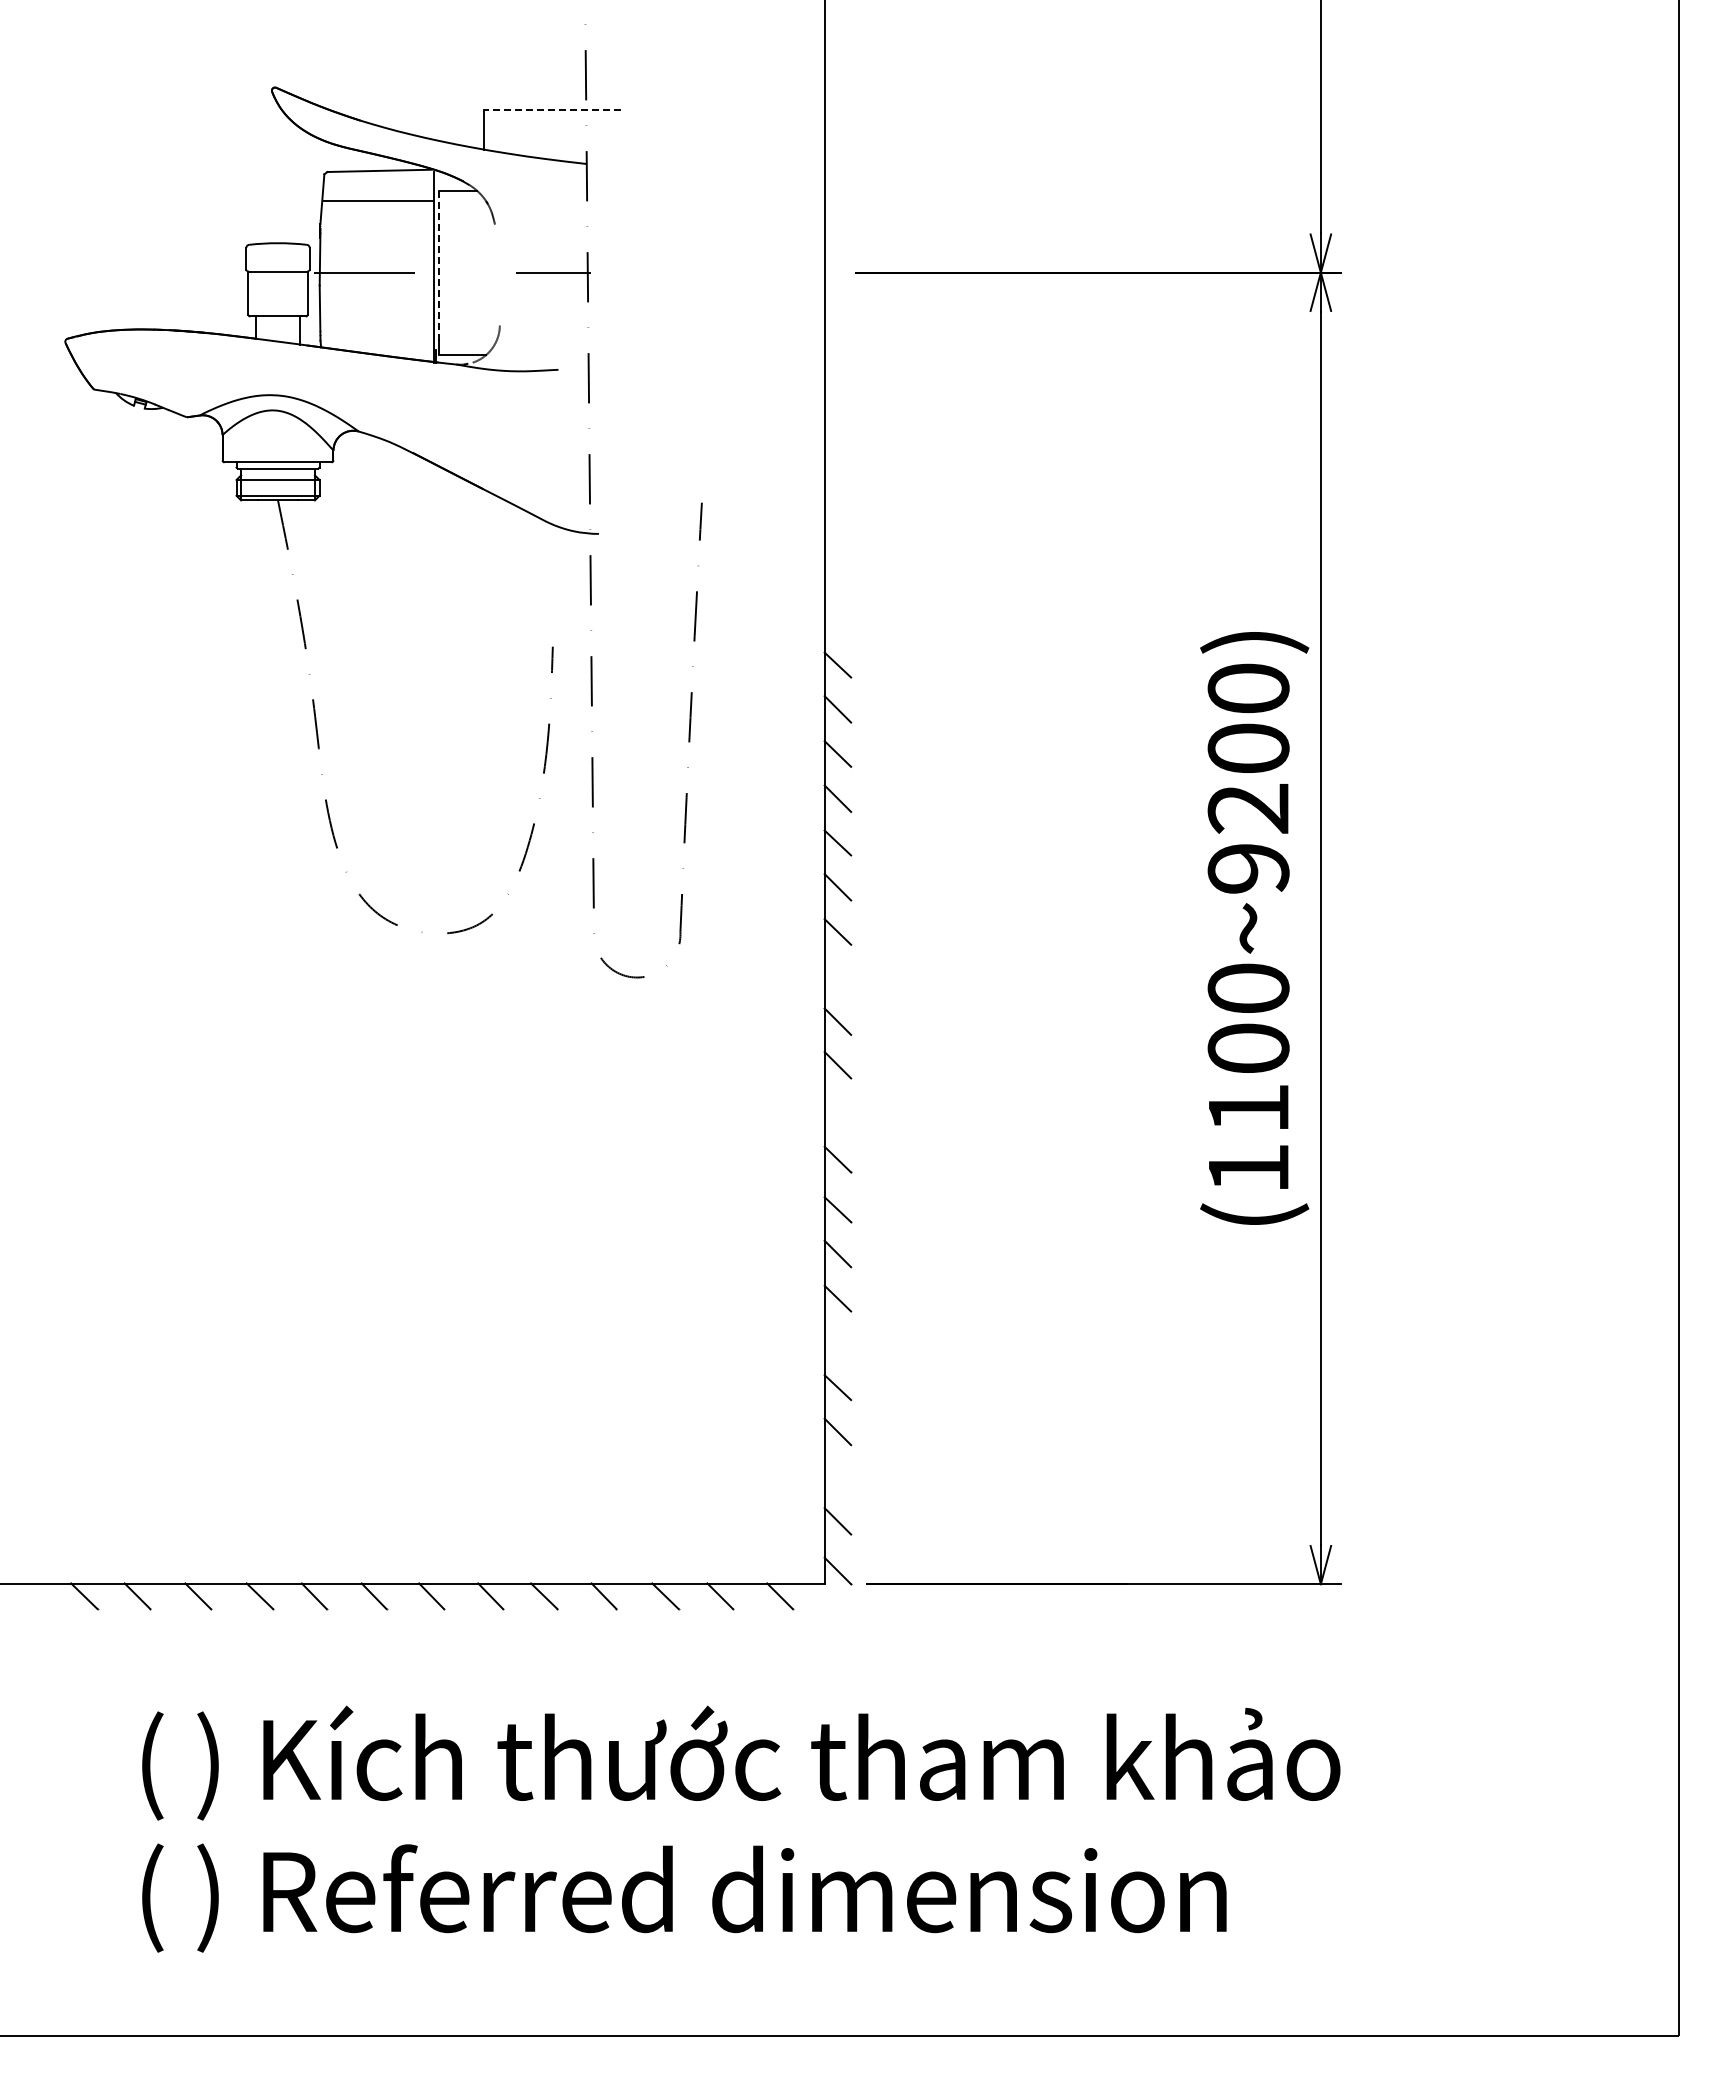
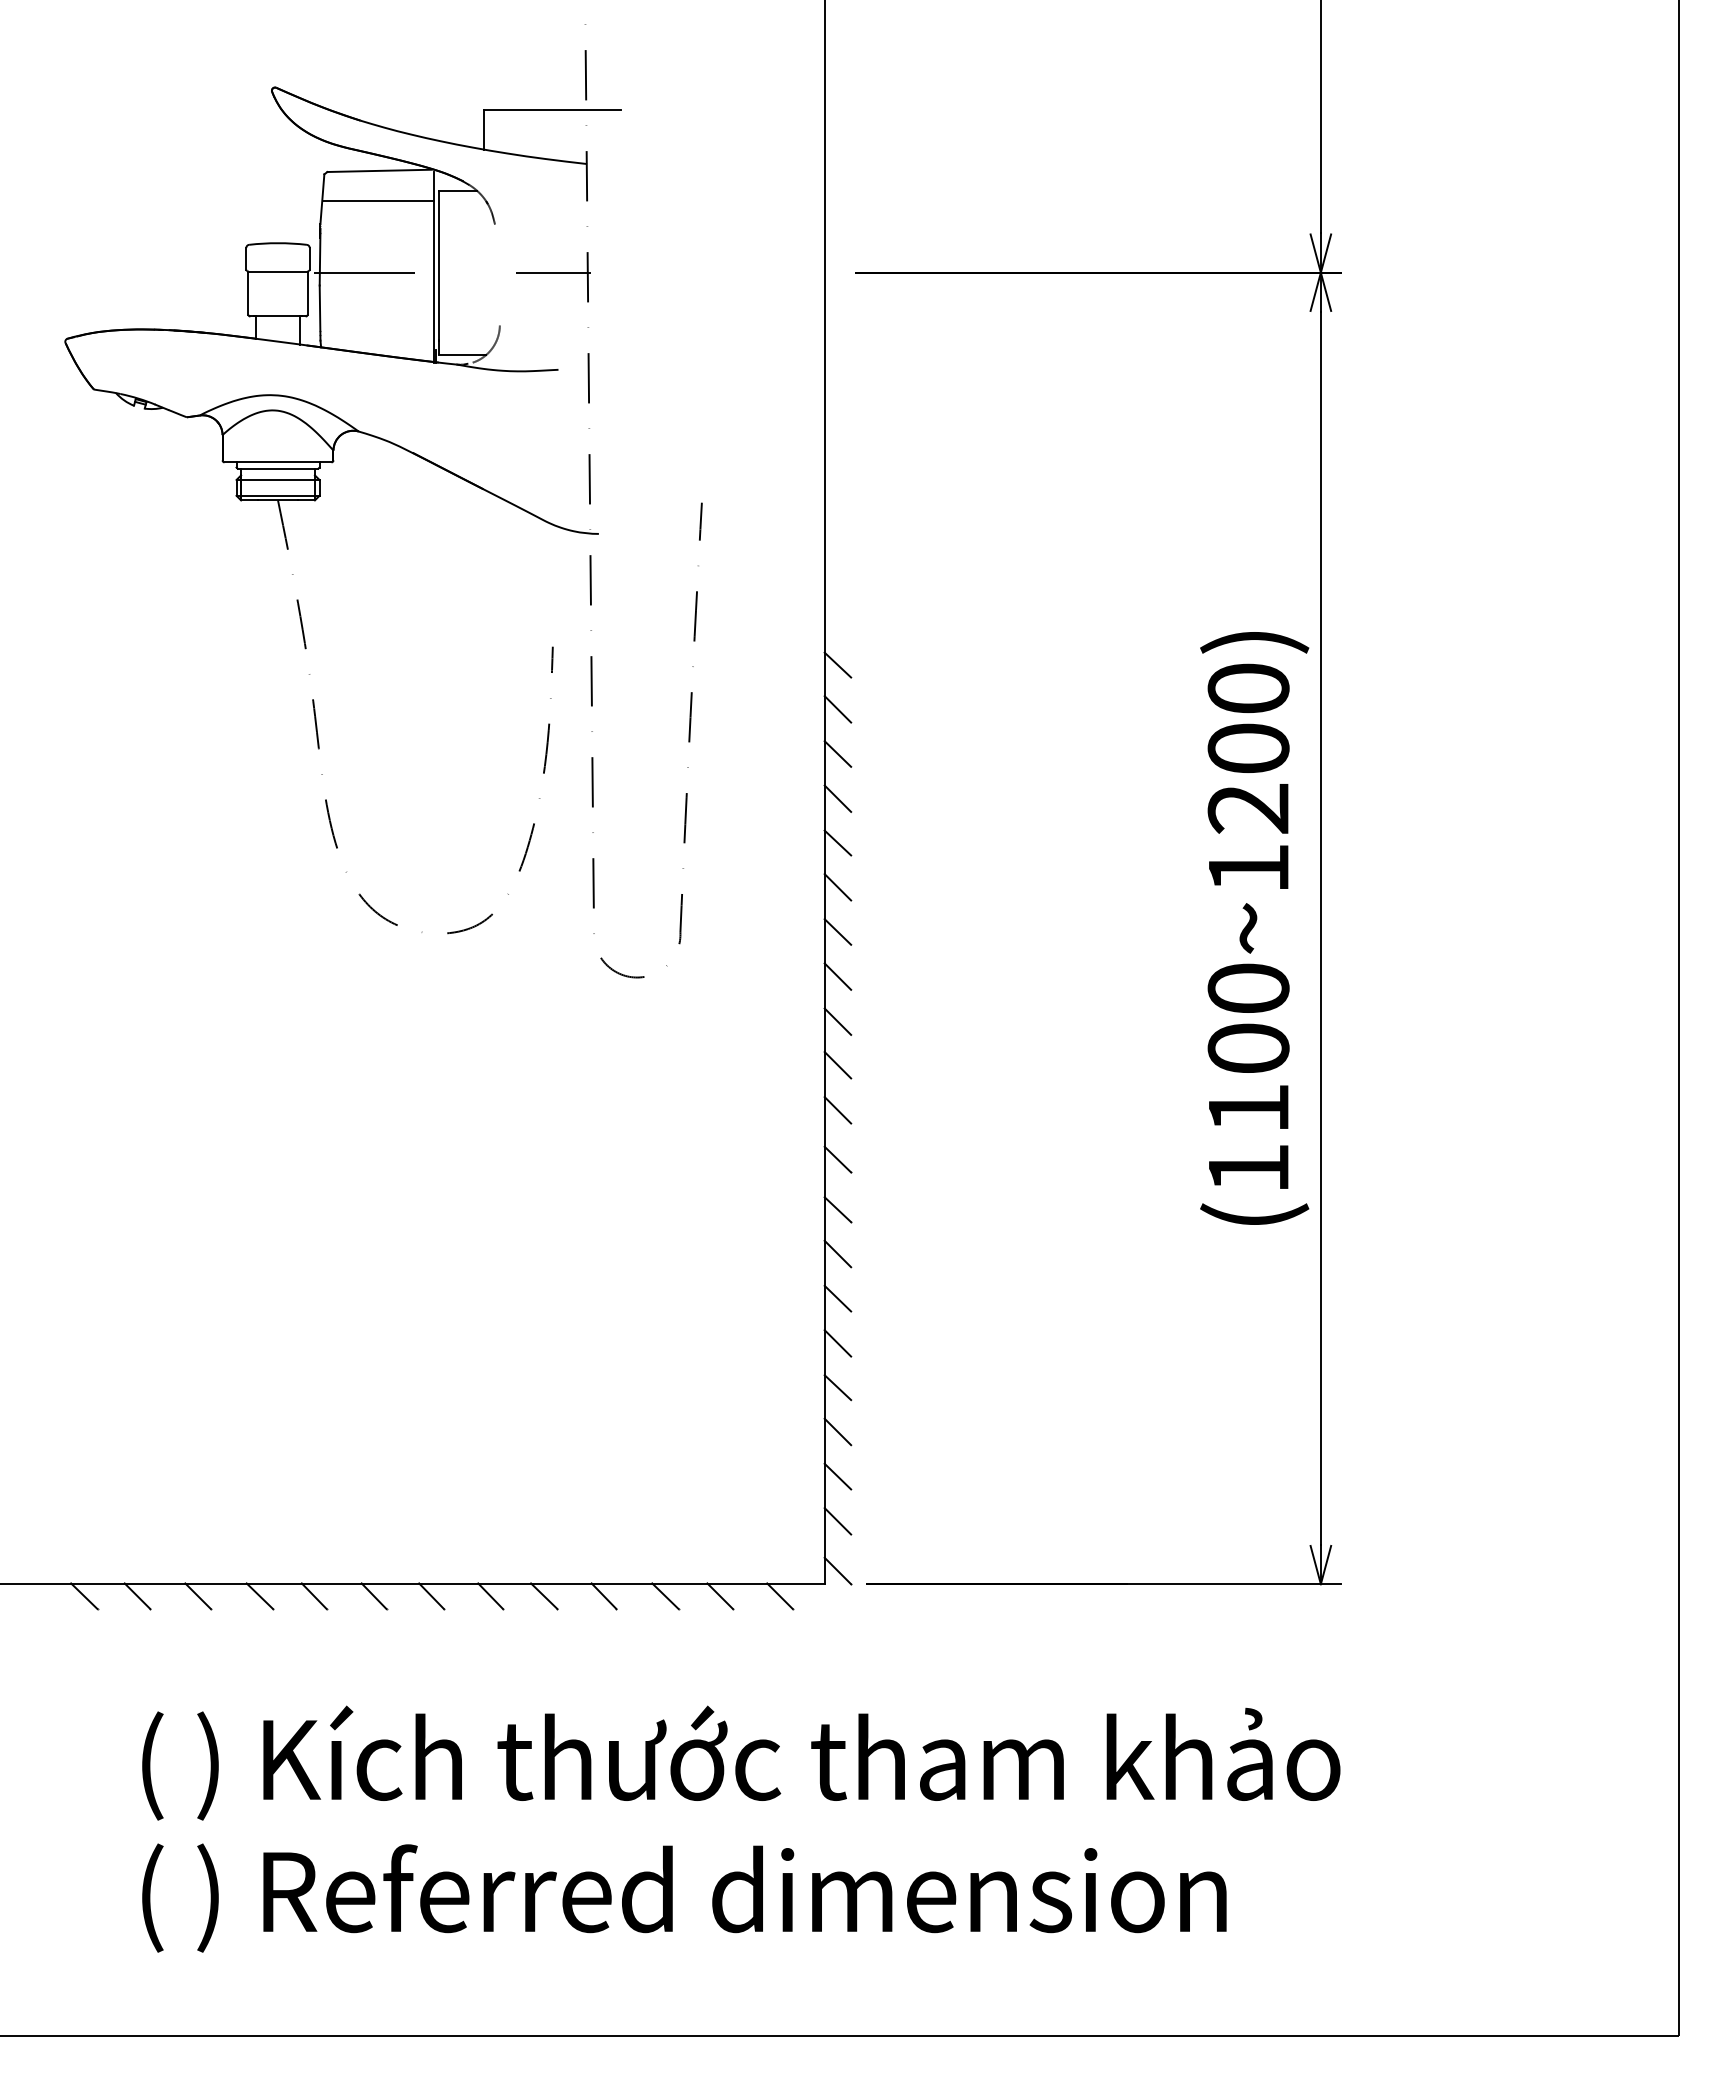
line: dashed -> solid (552, 110)
line: dashed -> solid (438, 266)
text: (1100~9200) -> (1100~1200) (1248, 868)
line: none -> present (837, 976)
line: none -> present (837, 1110)
line: none -> present (837, 1343)
line: none -> present (837, 1476)
